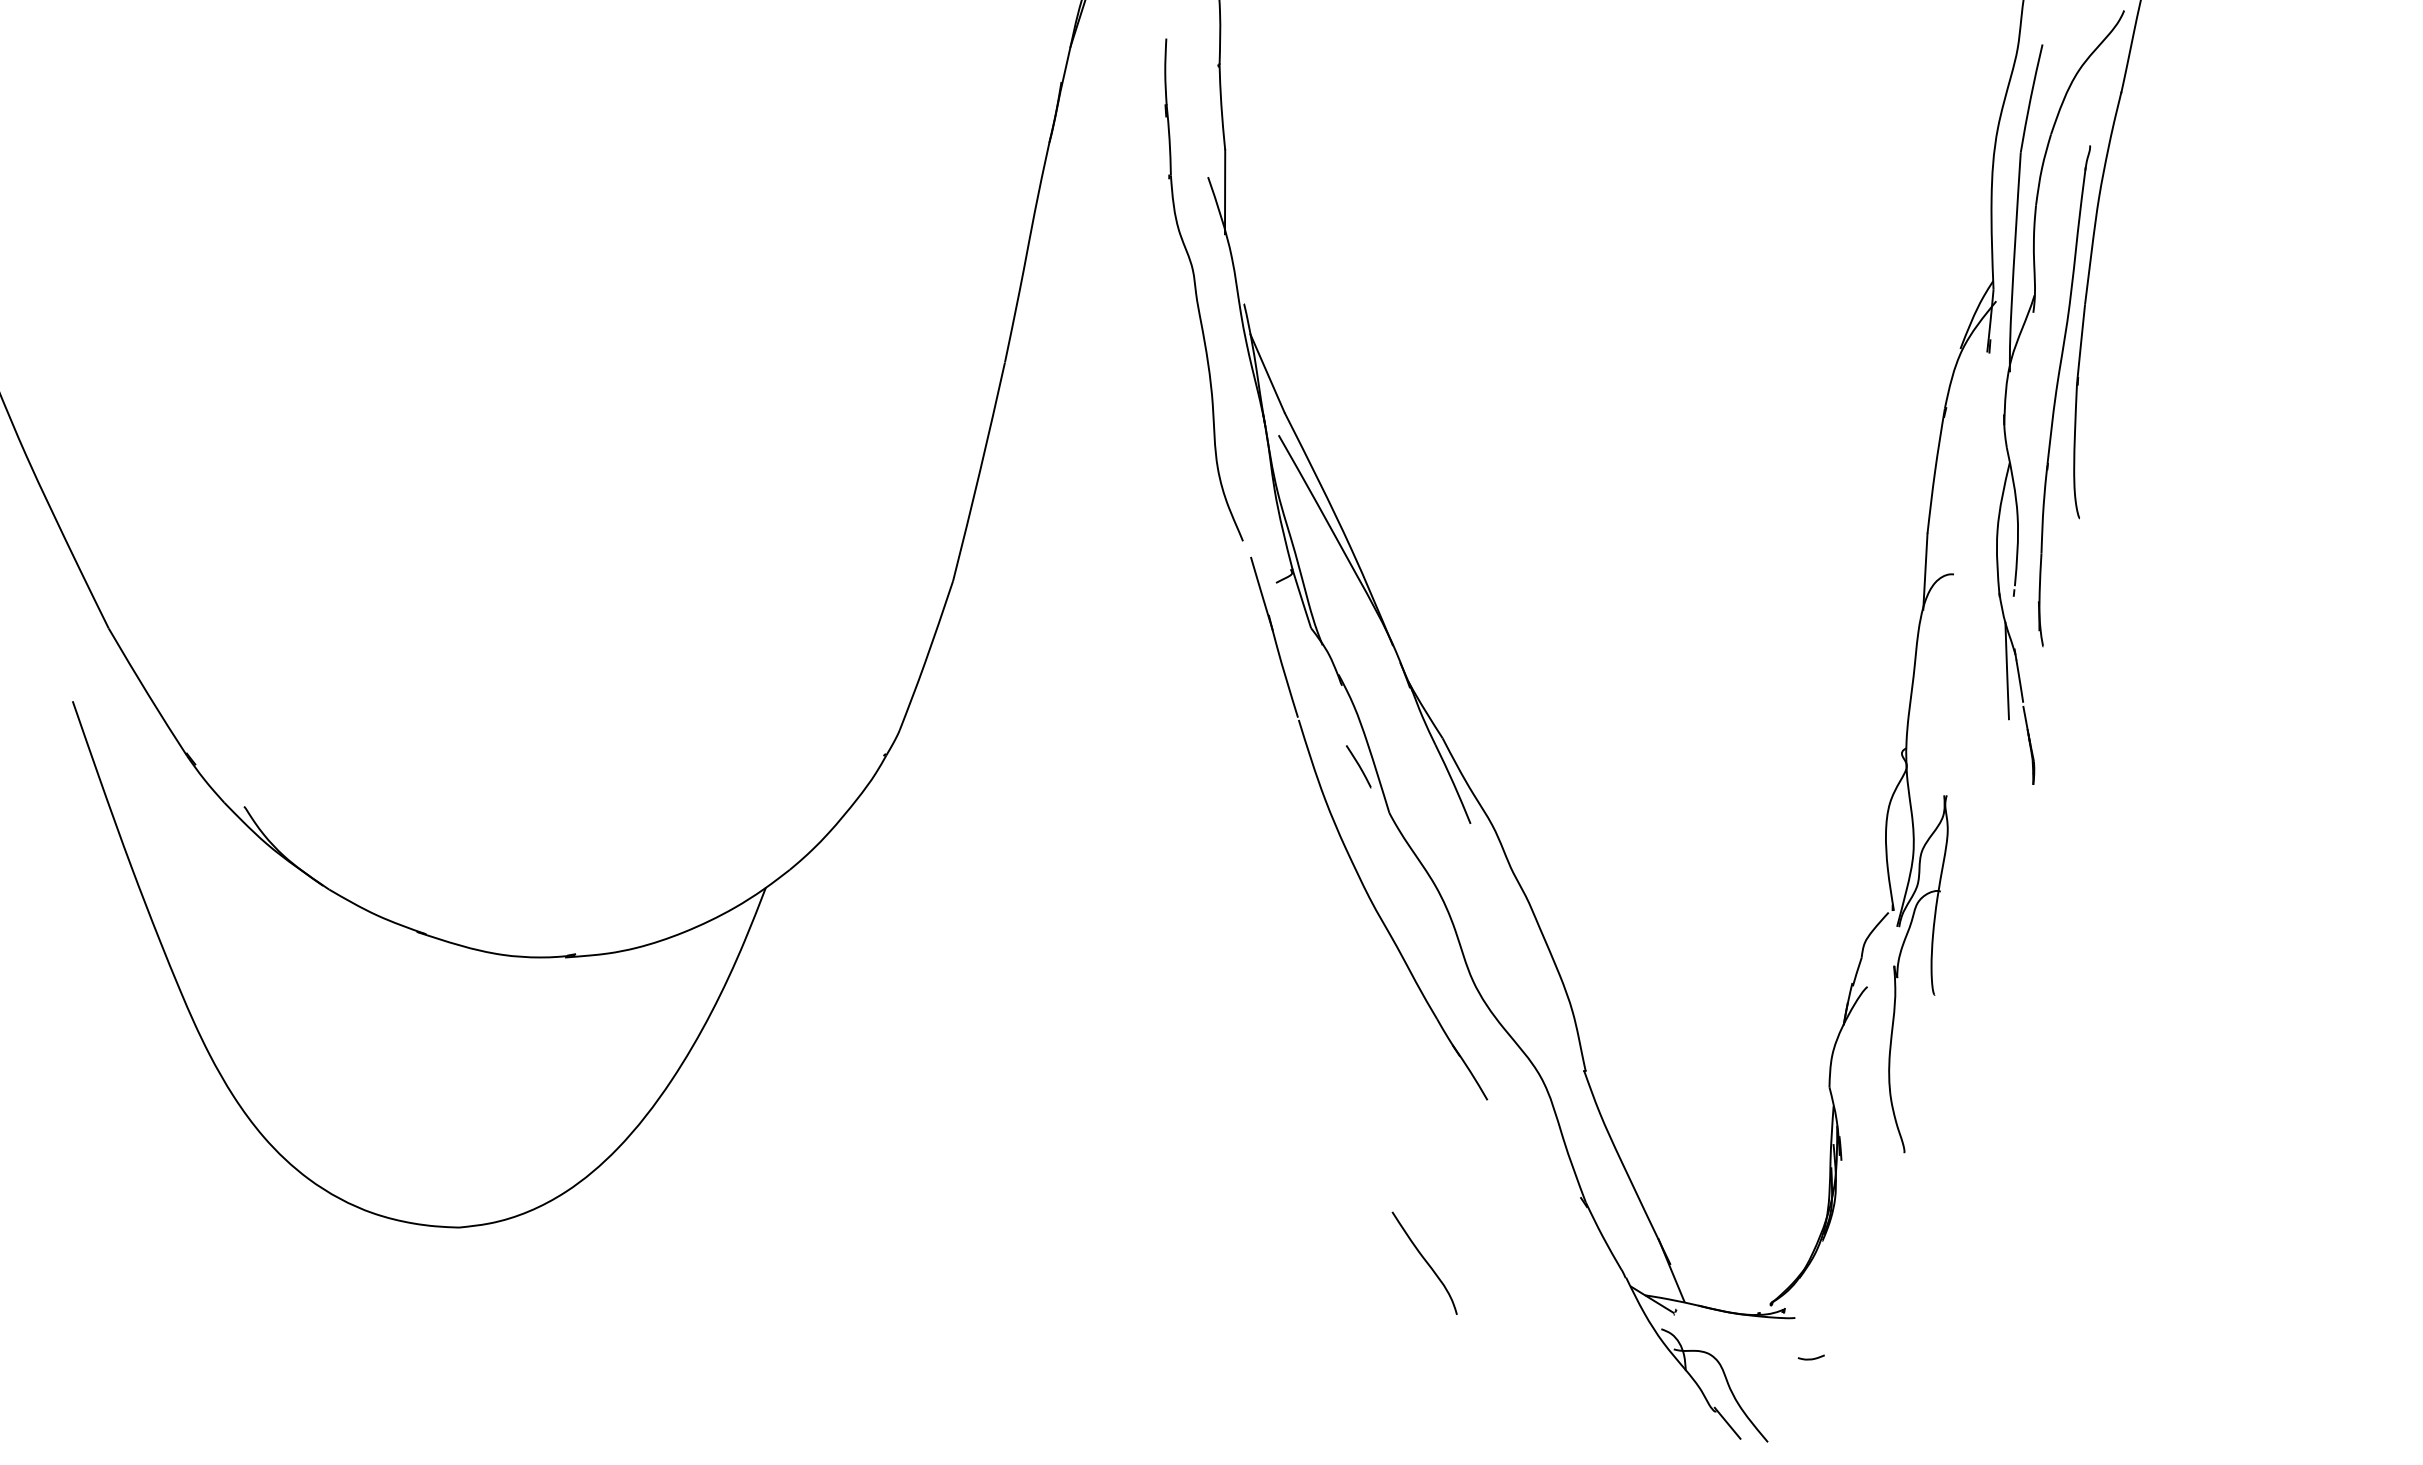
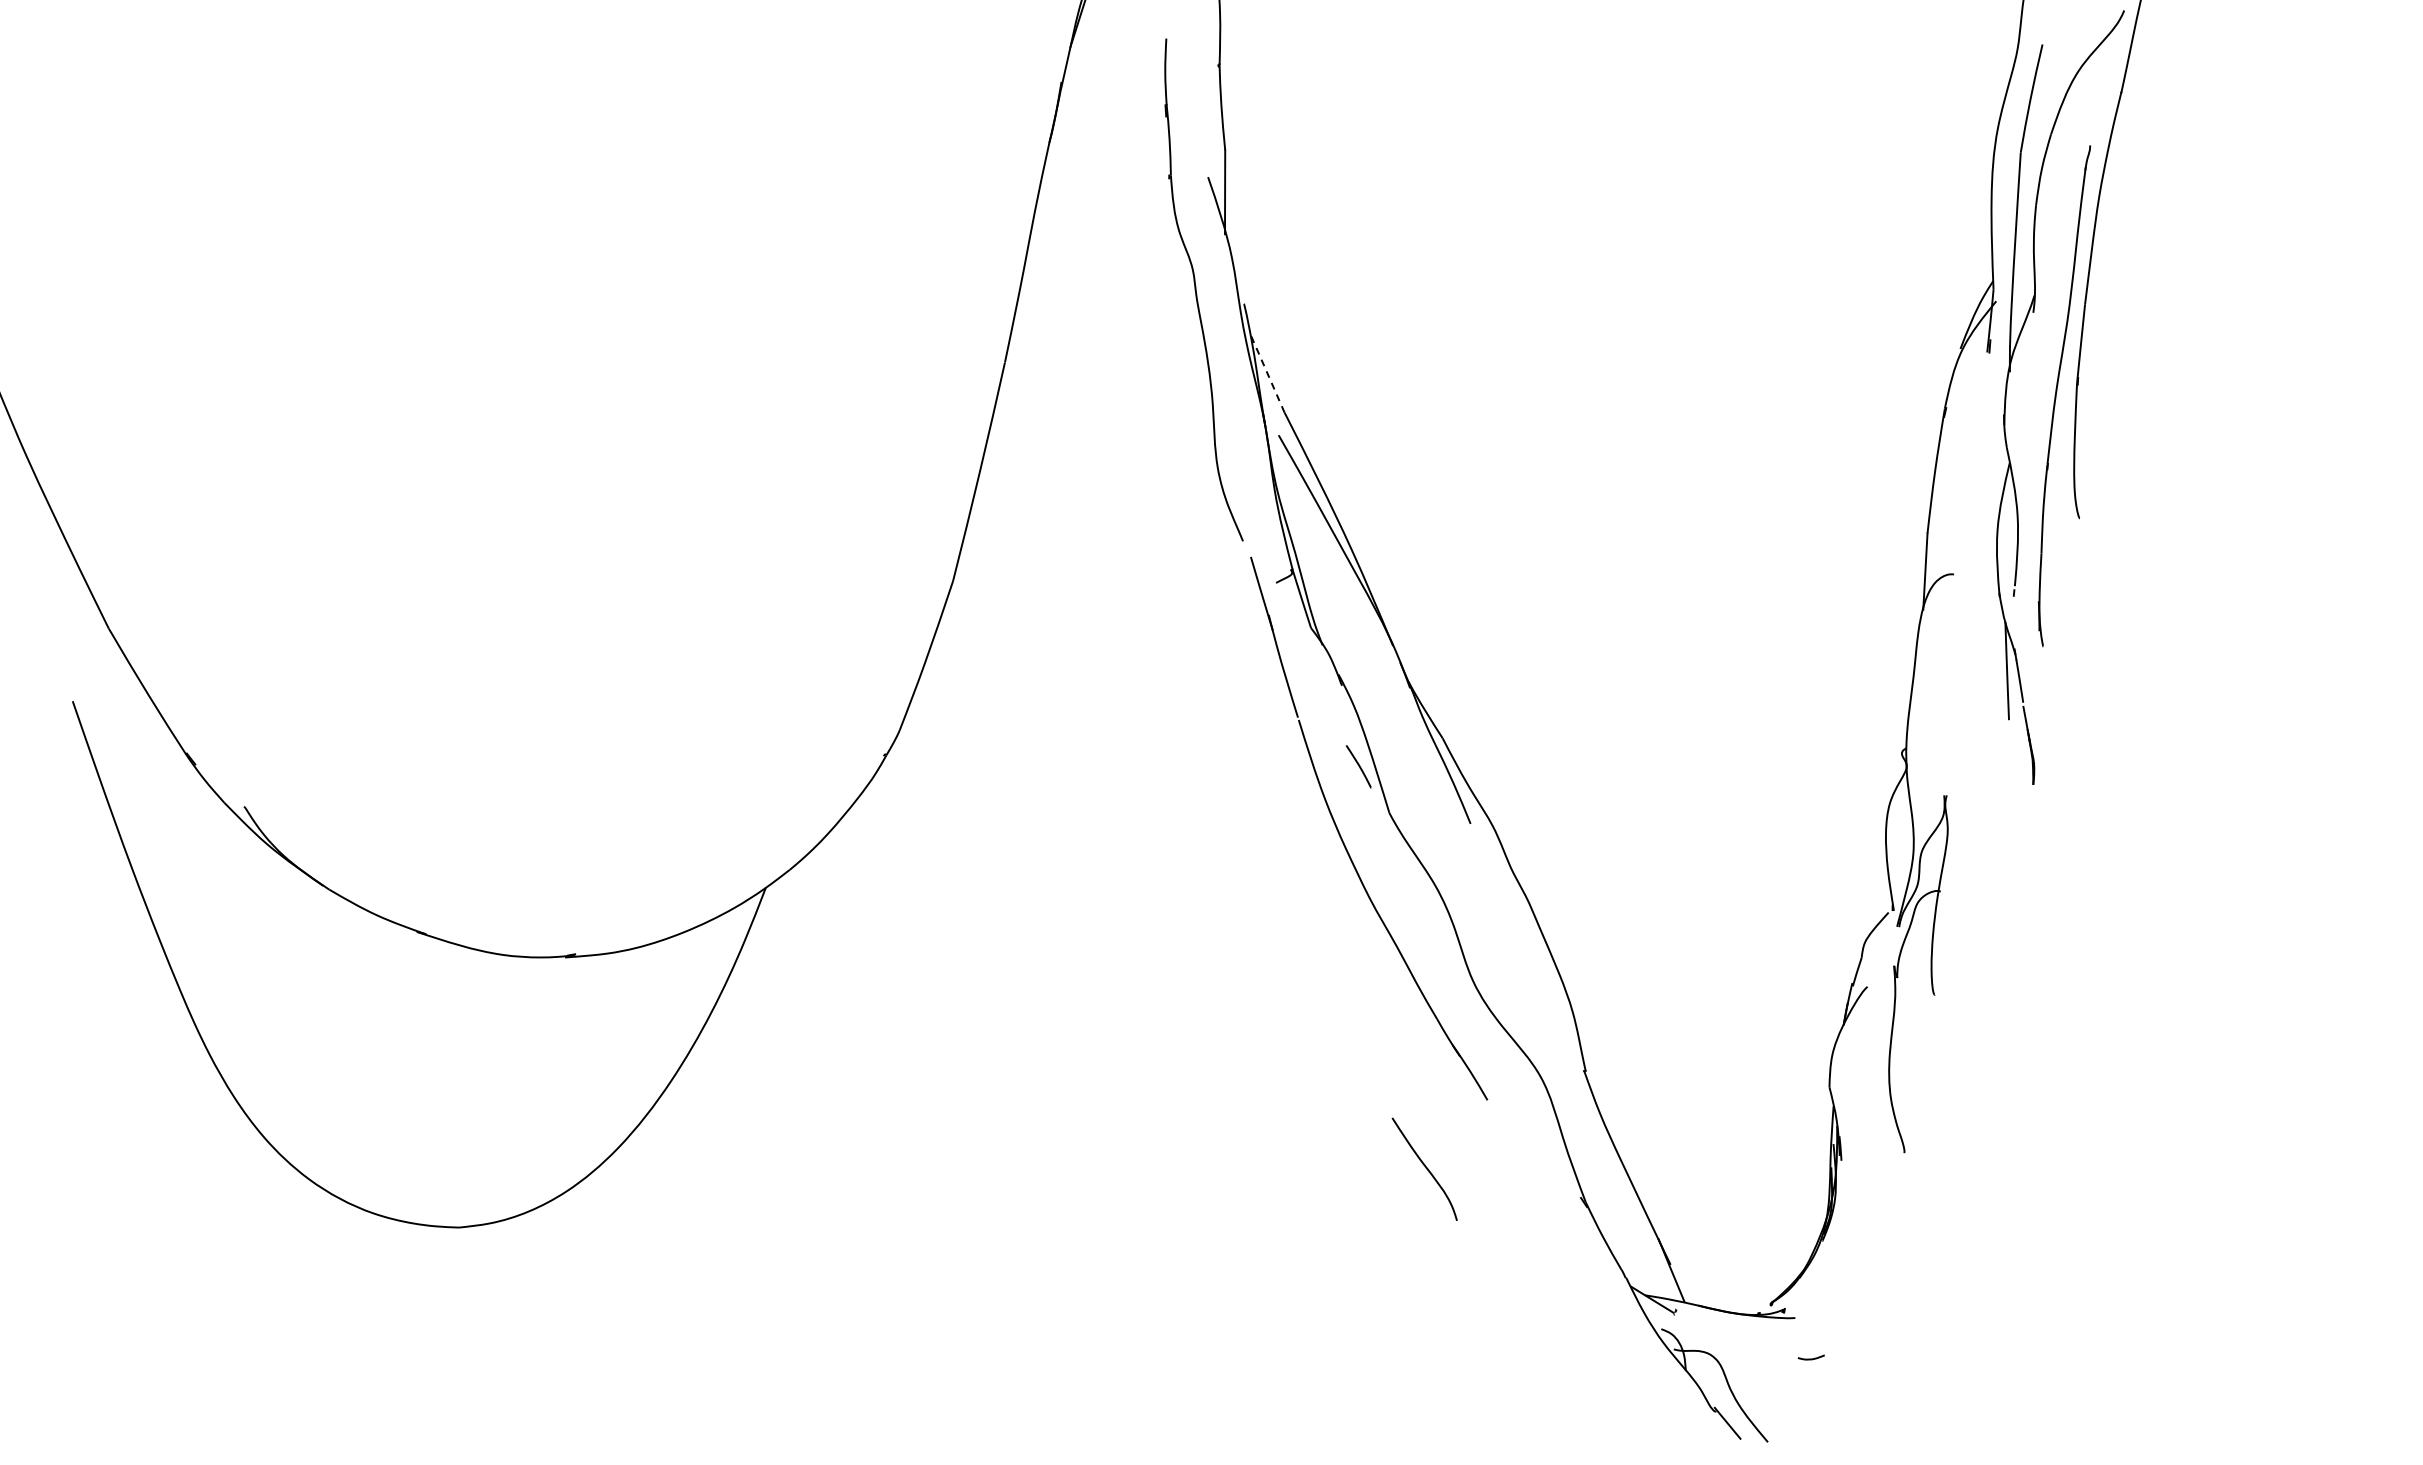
line: solid -> dashed (1267, 373)
curve position: (1425, 1262) -> (1425, 1168) (1425, 1168)
